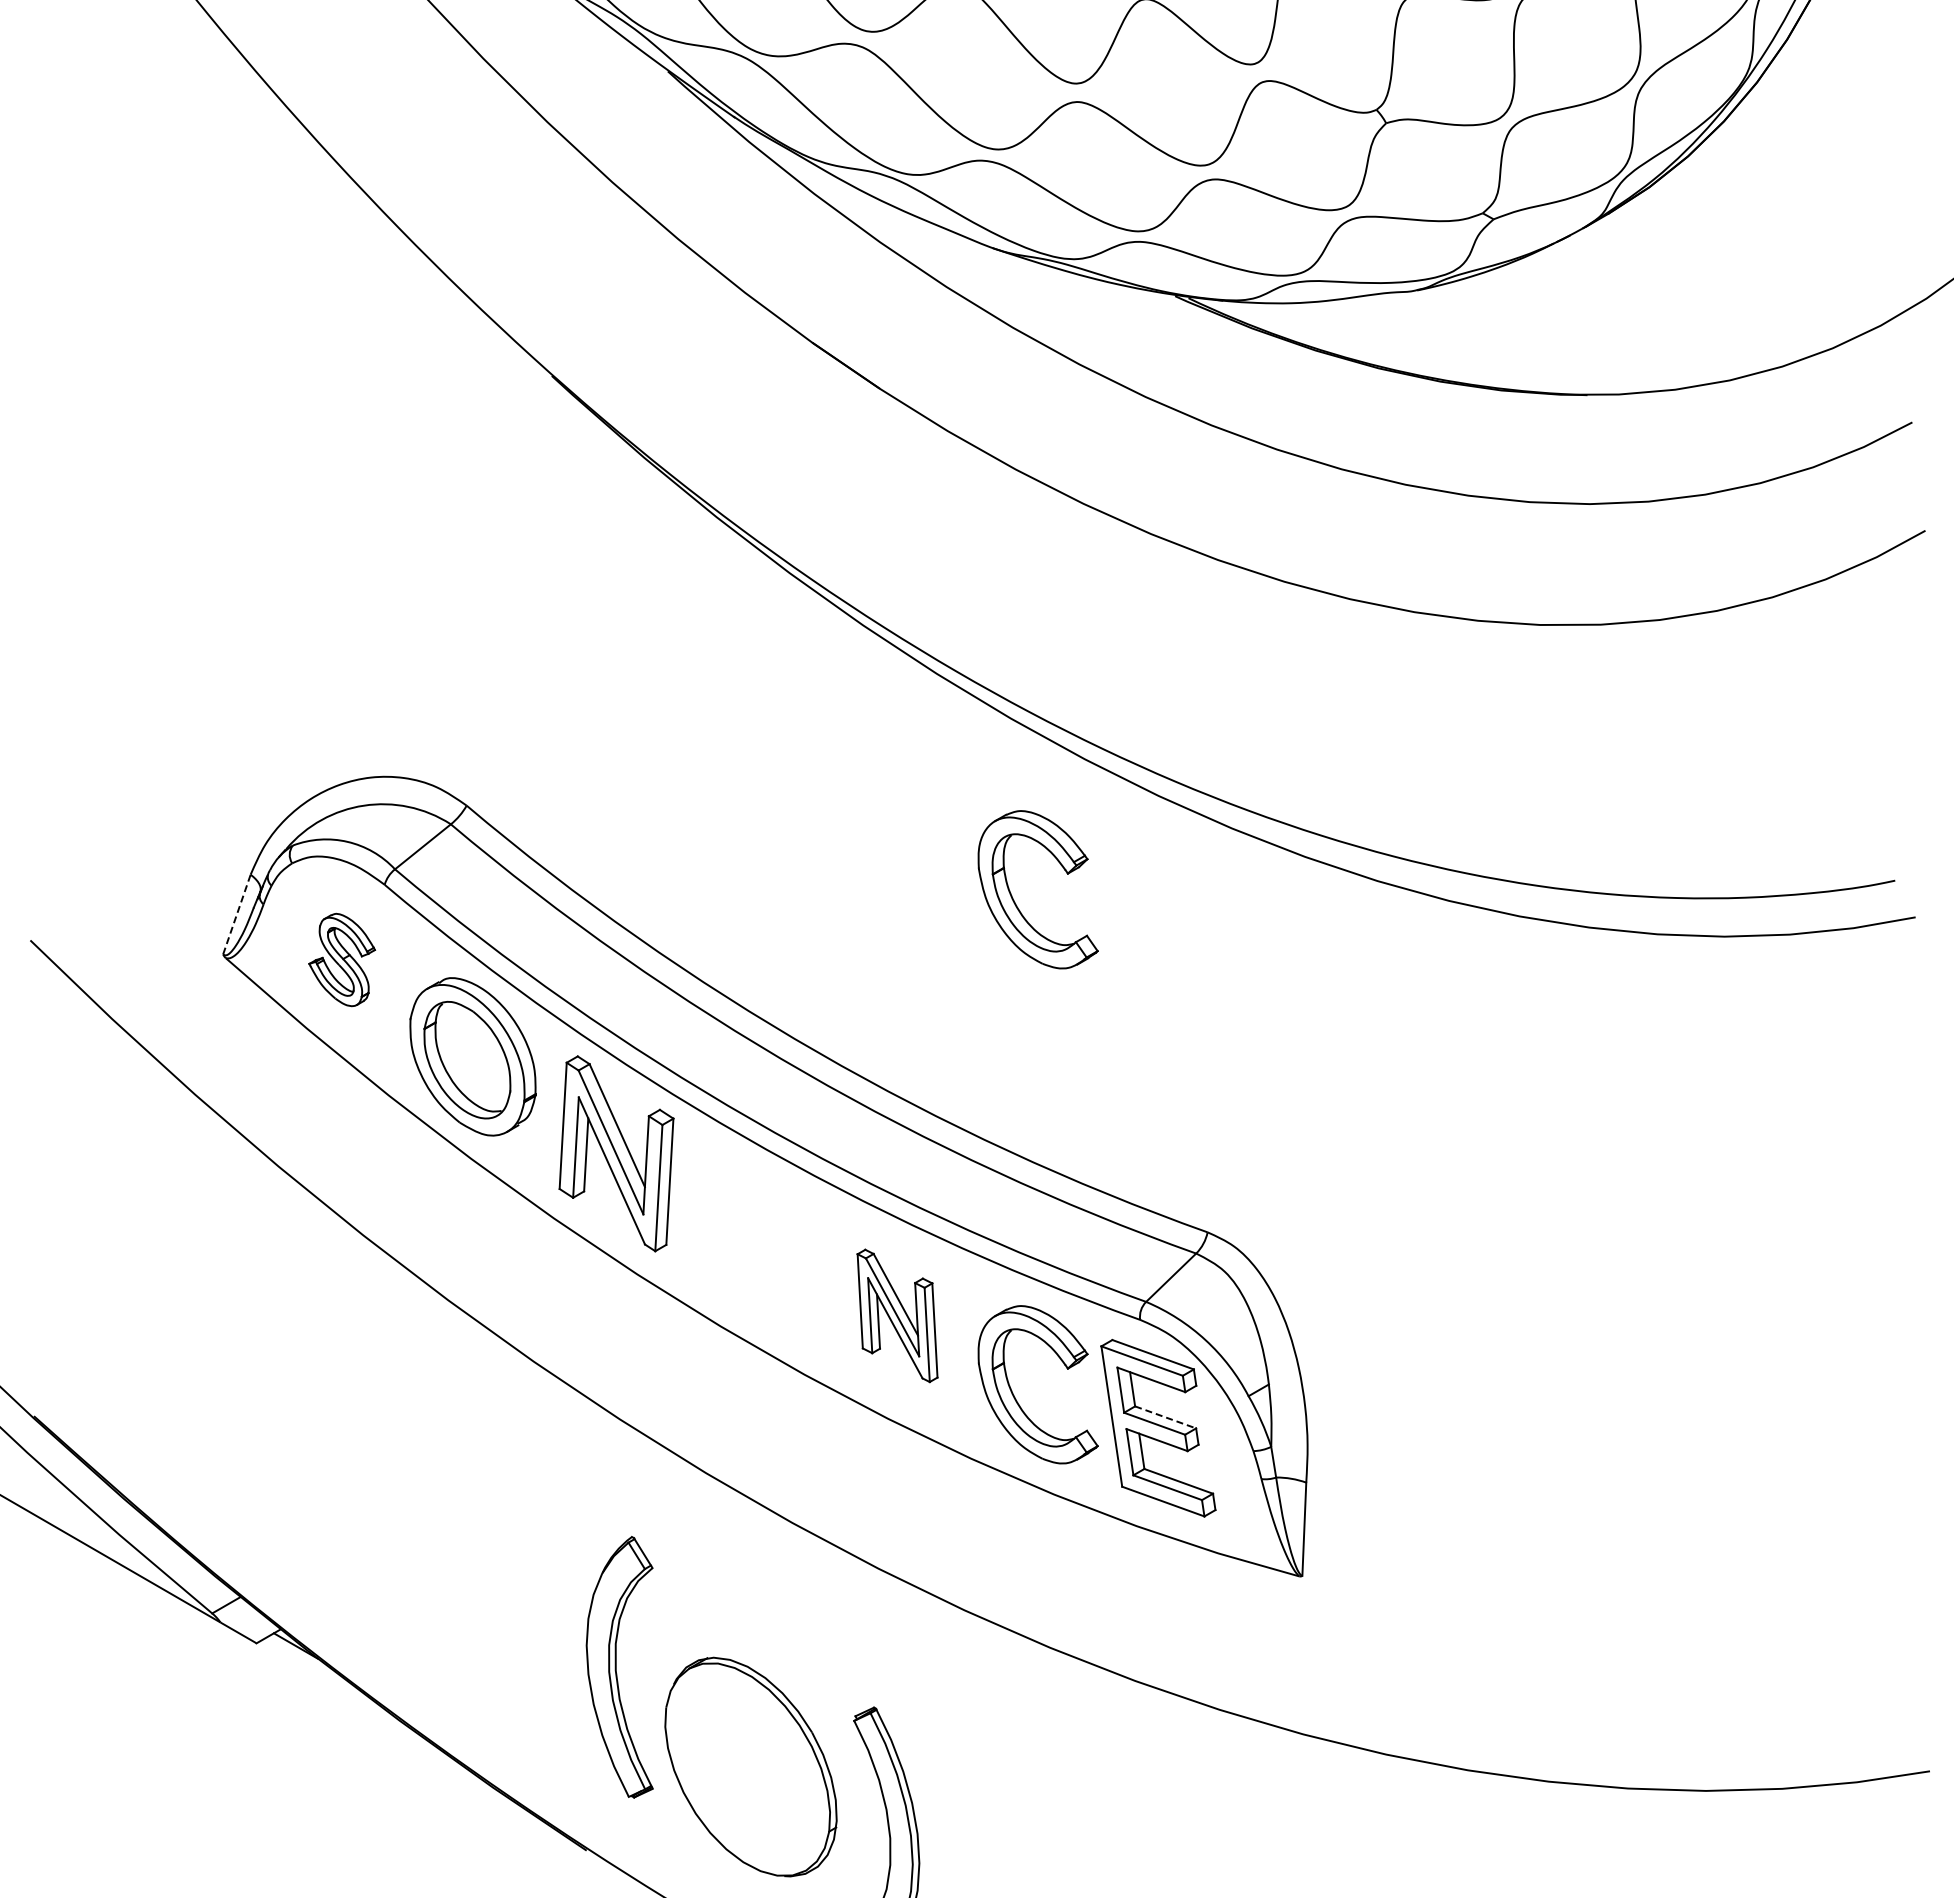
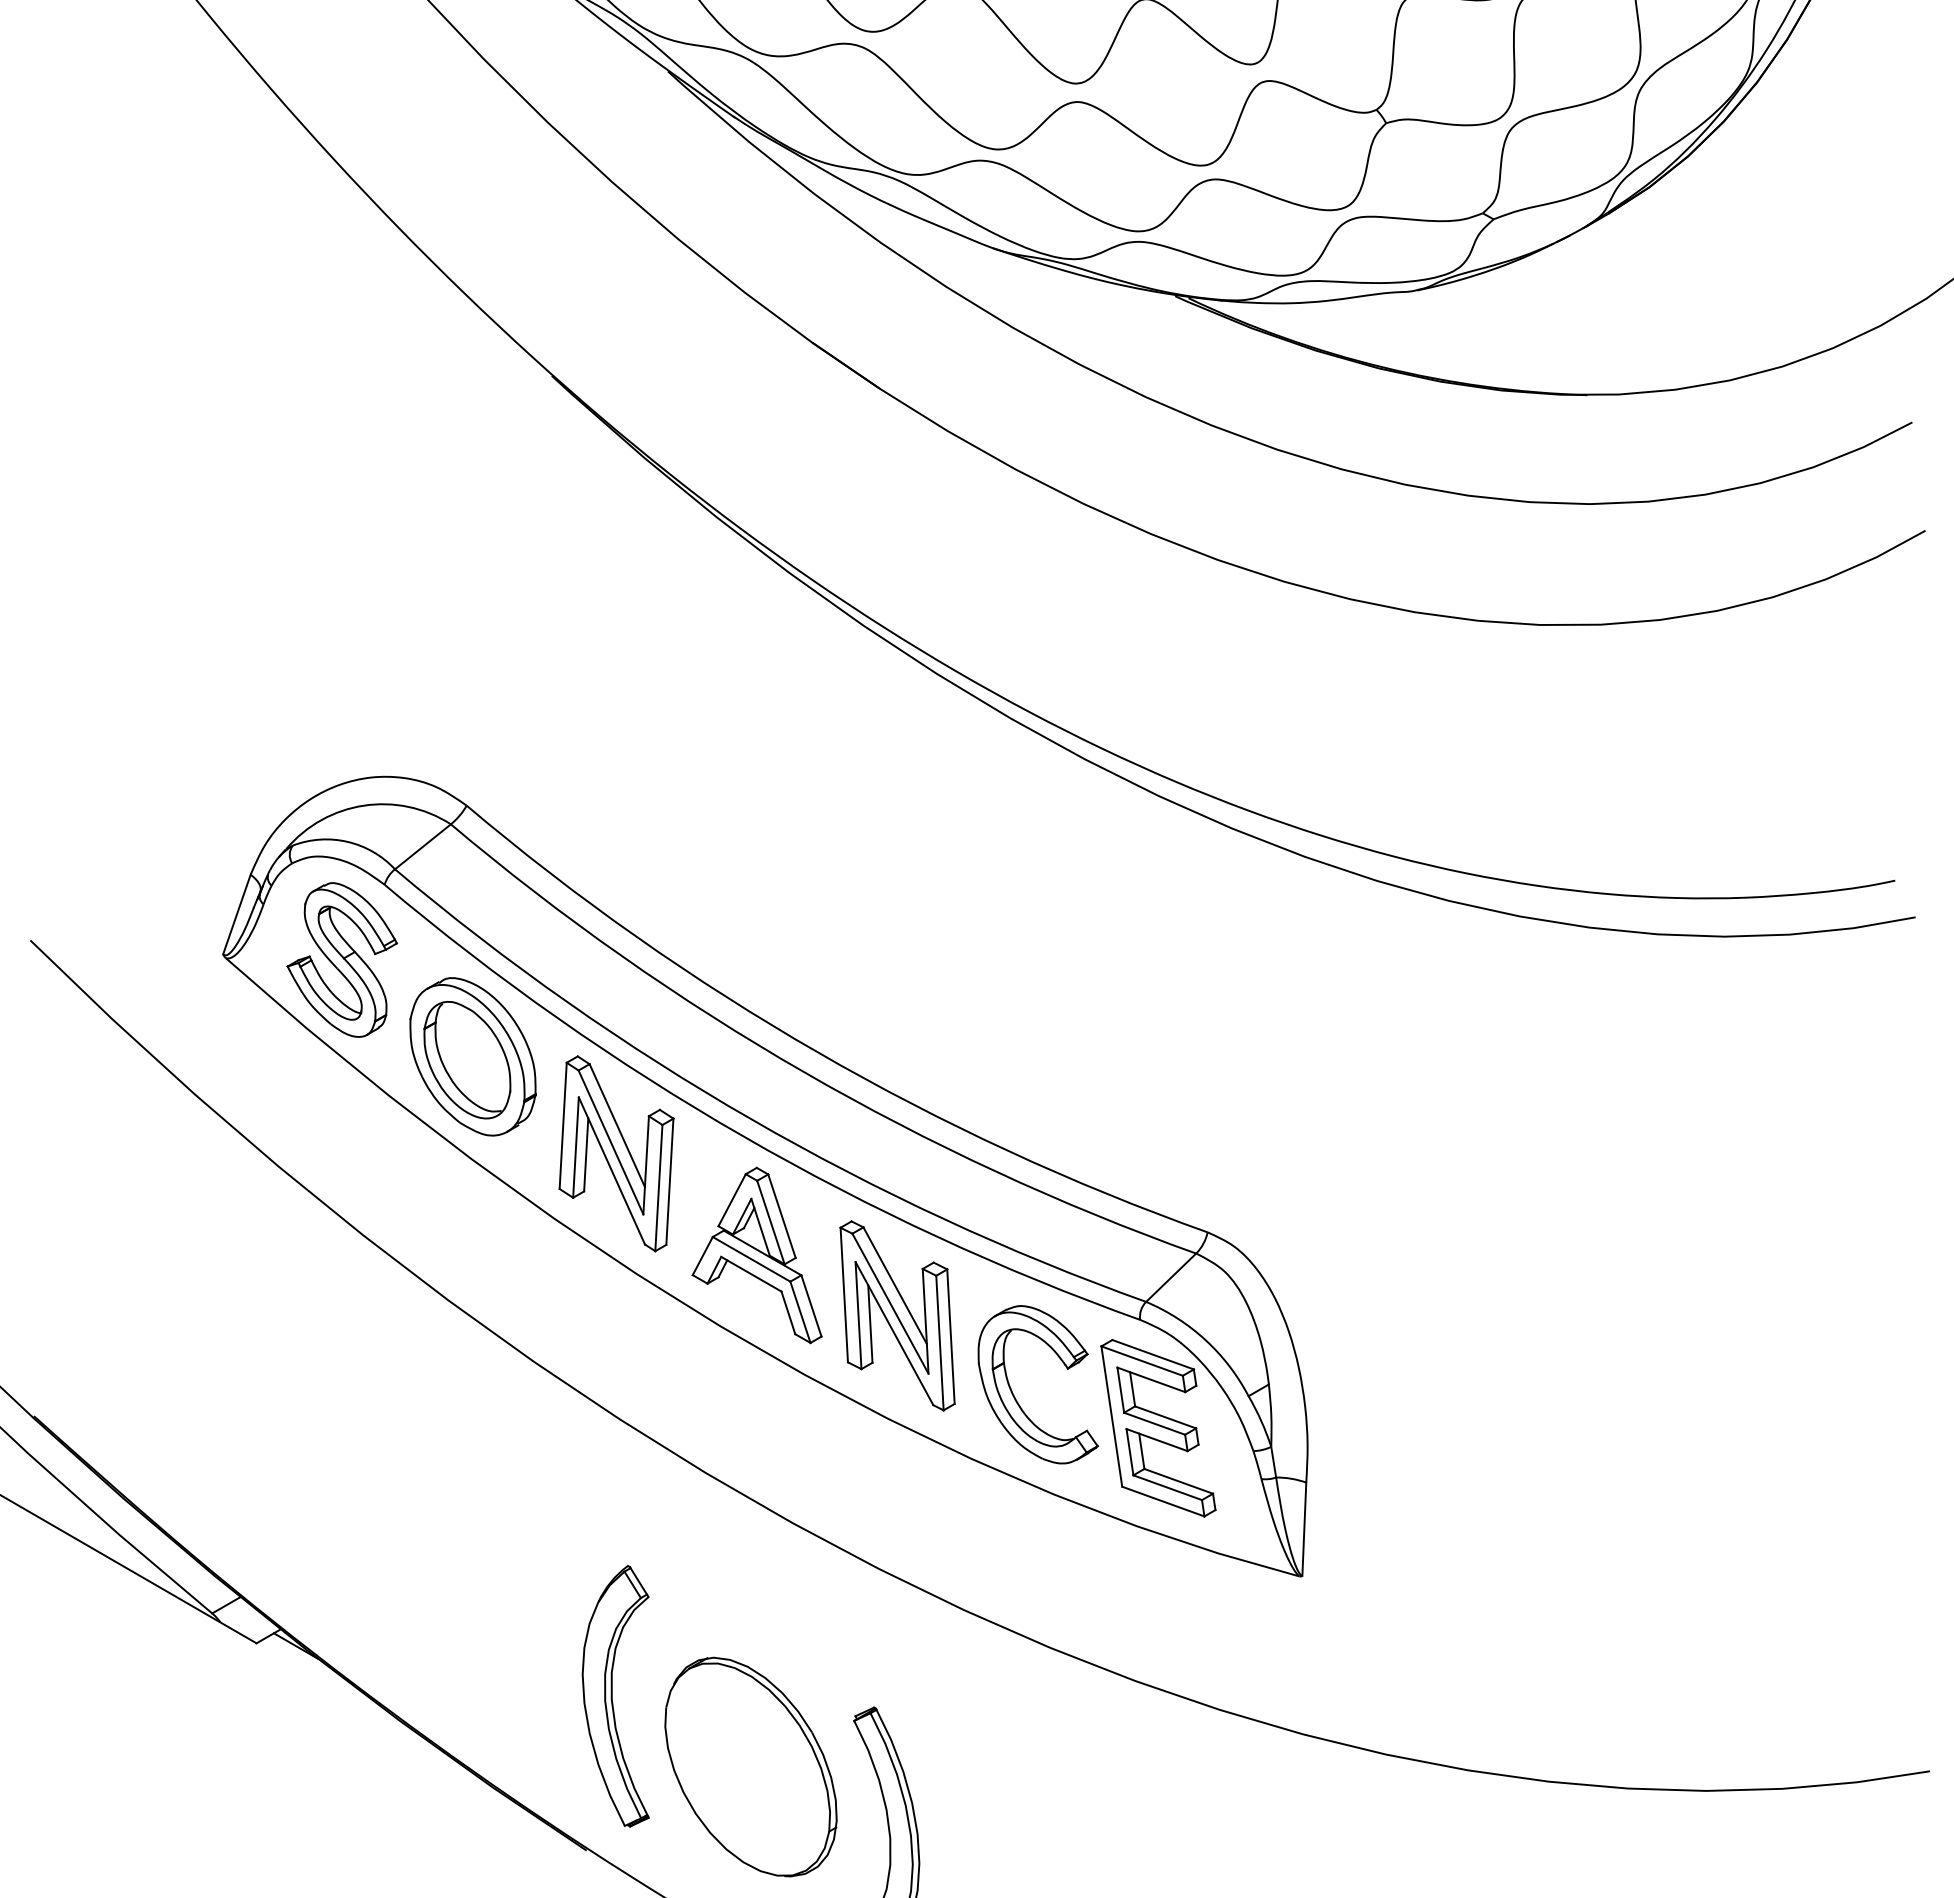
part: present -> none (1014, 900)
line: dashed -> solid (237, 914)
part size: 69x96 px -> 112x156 px (341, 959)
part: none -> present (756, 1255)
part size: 83x136 px -> 117x192 px (897, 1315)
line: dashed -> solid (1166, 1417)
part position: (619, 1667) -> (615, 1696) (615, 1696)
